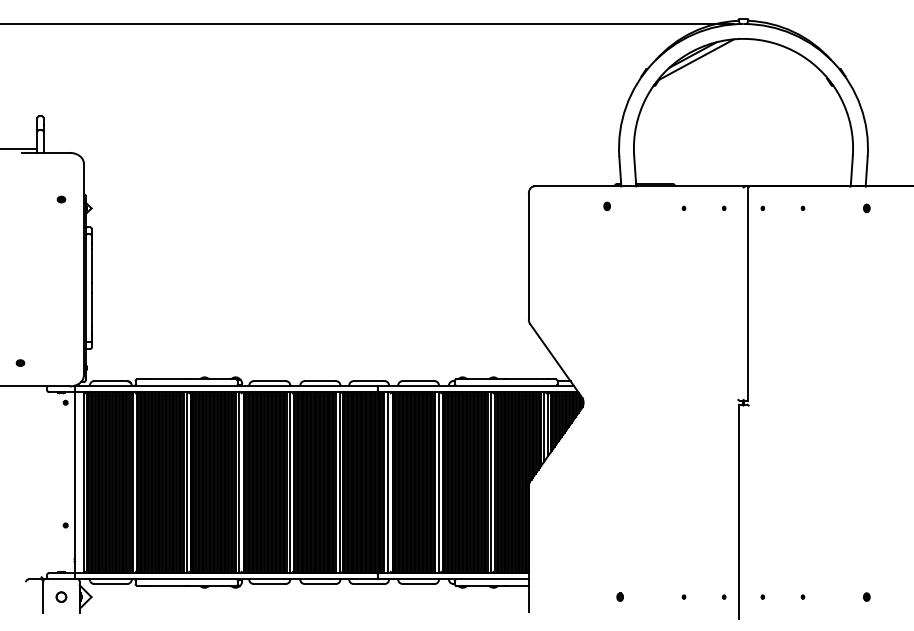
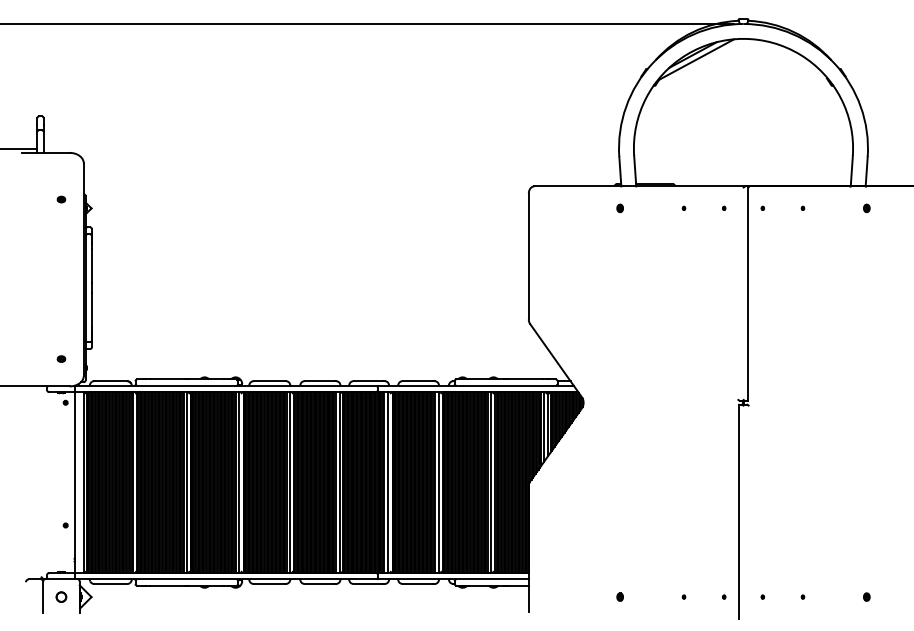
part position: (606, 206) -> (619, 208) (619, 208)
part position: (20, 362) -> (61, 358) (61, 358)
